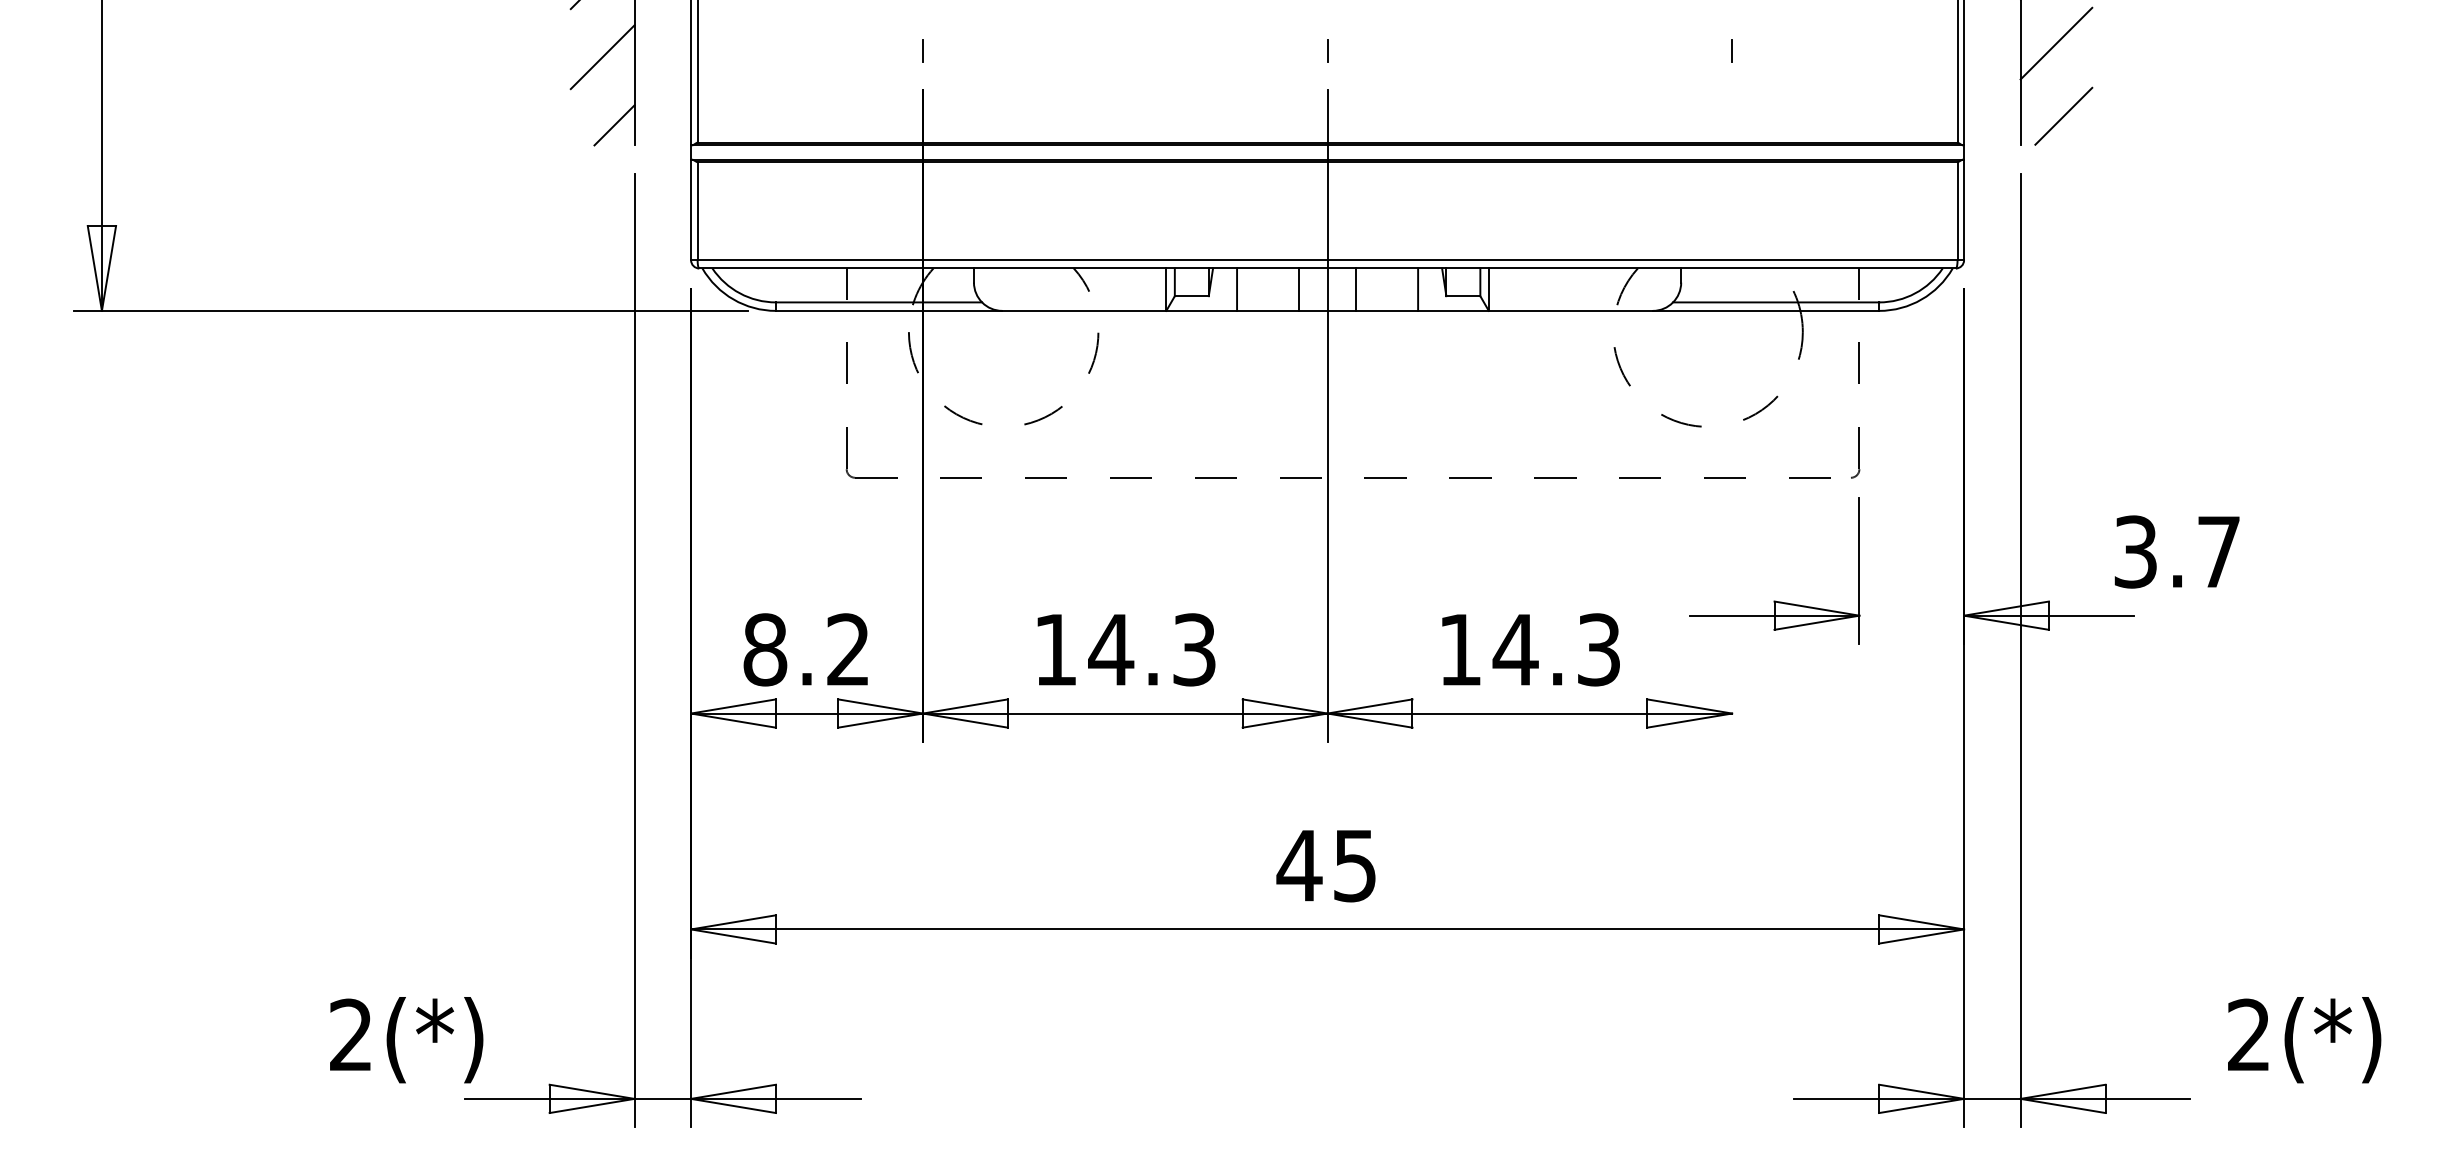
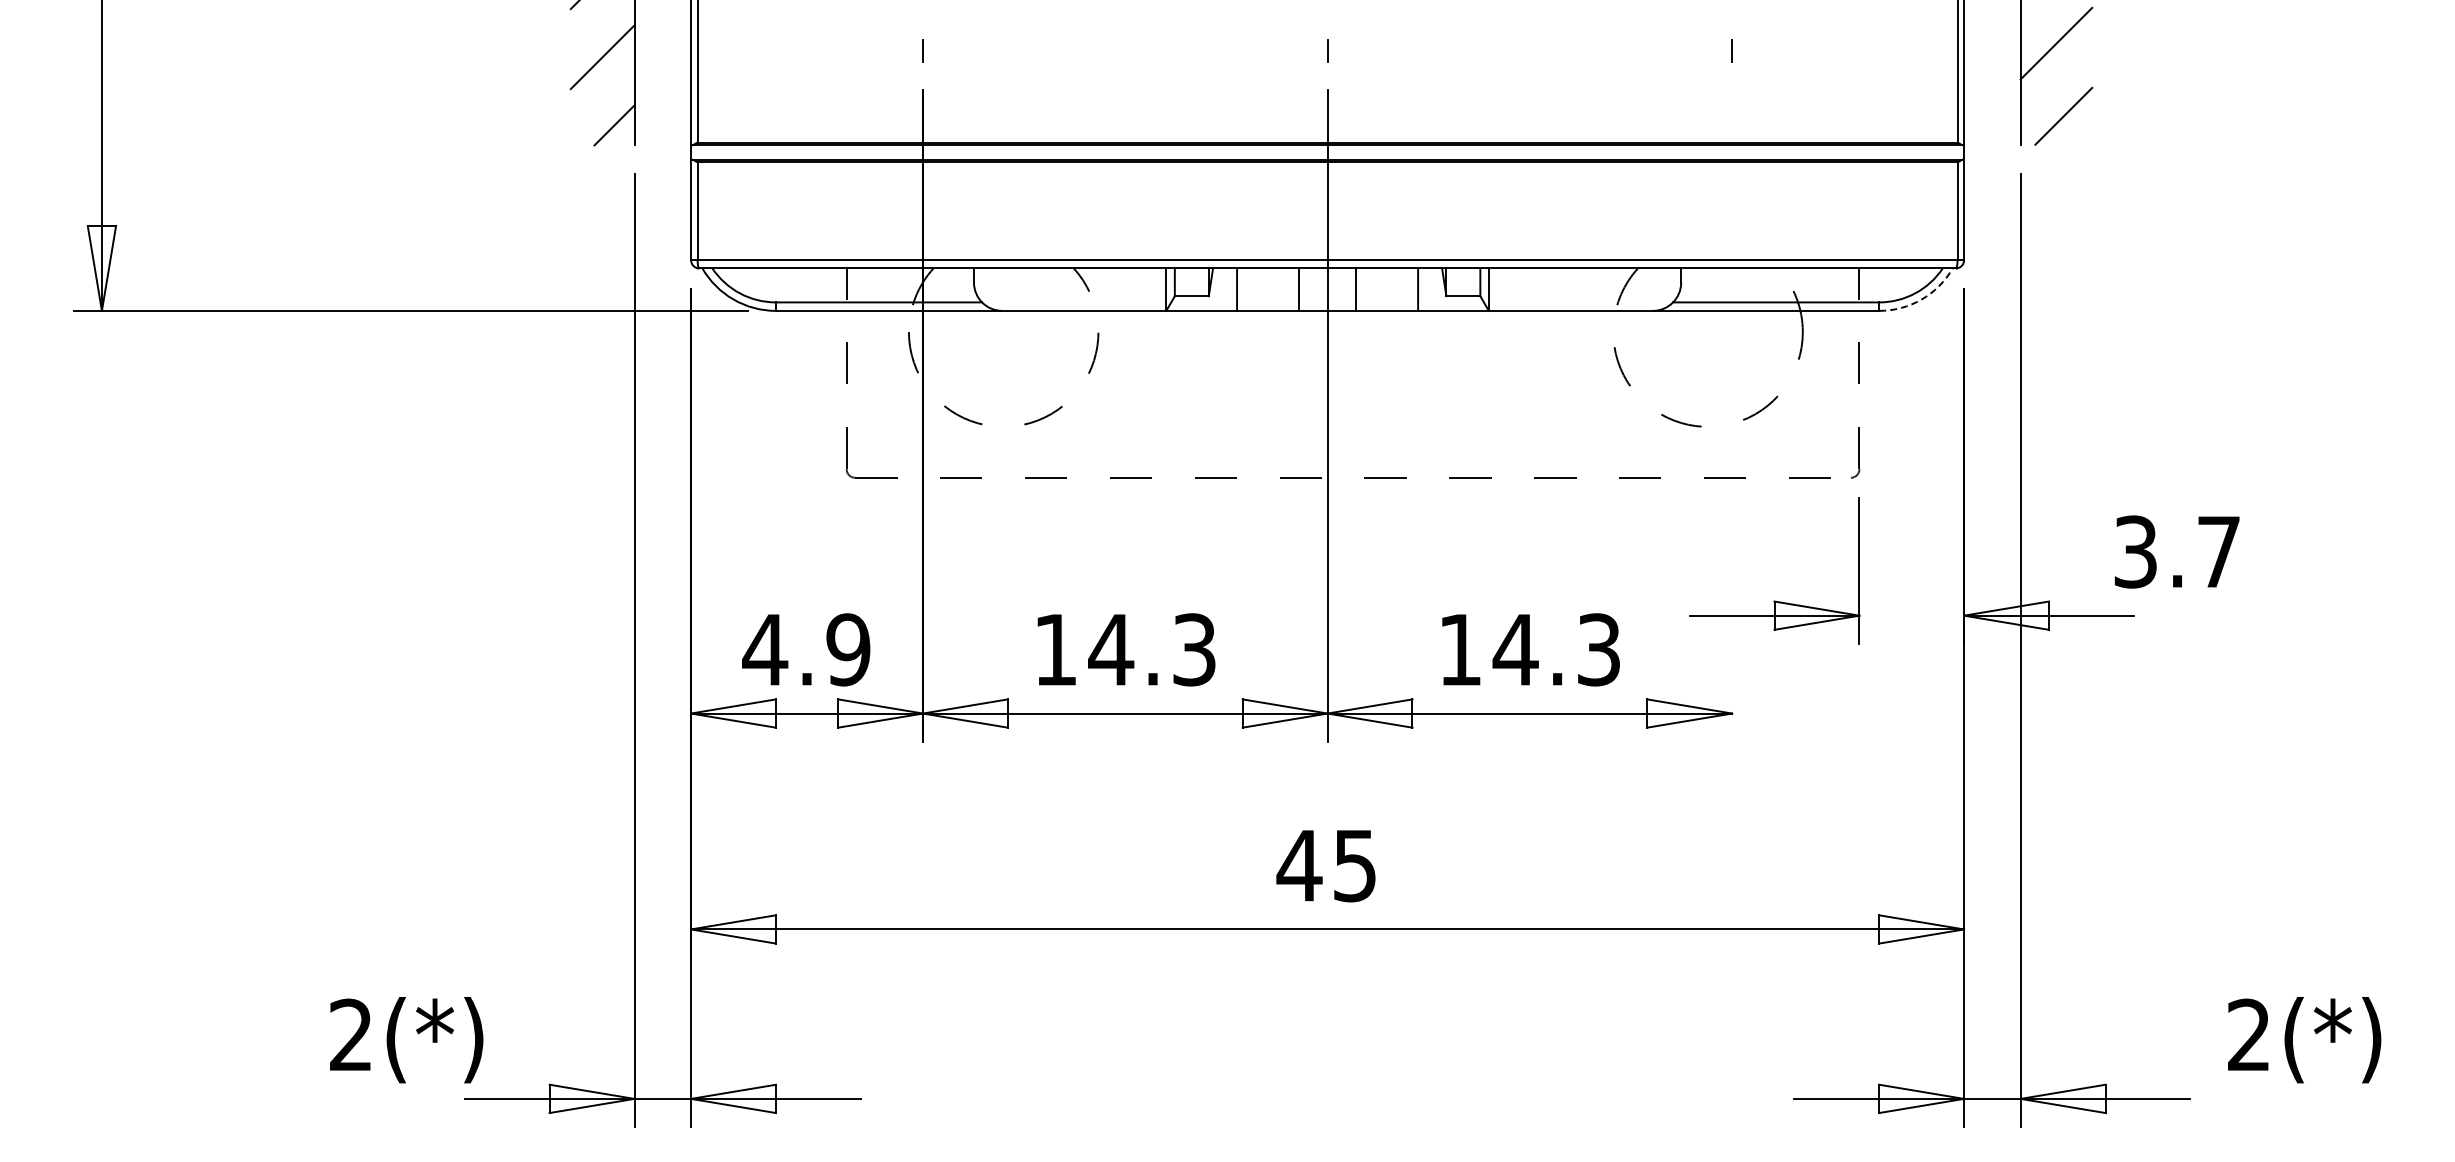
arc: solid -> dashed (1921, 299)
text: 8.2 -> 4.9 (806, 649)
